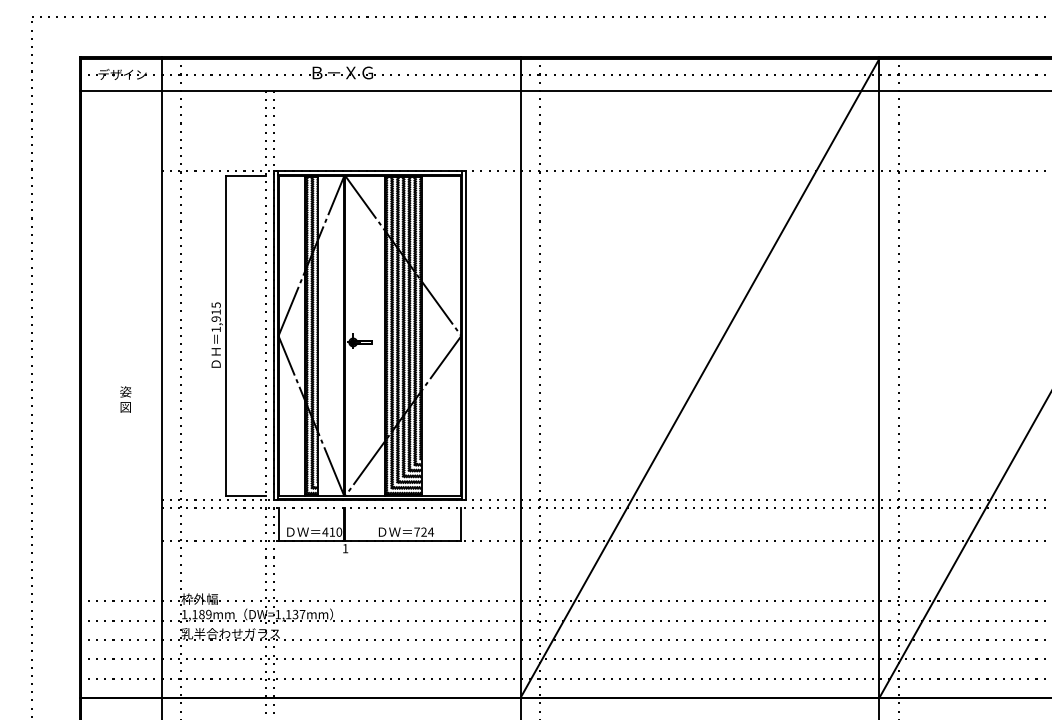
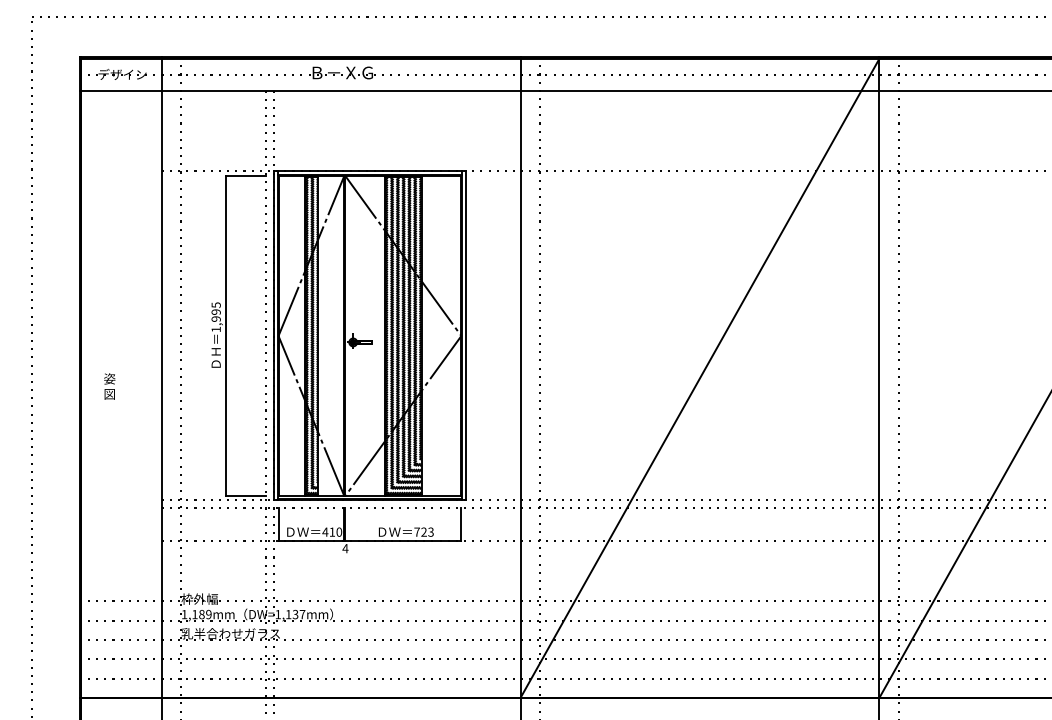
text: 1,915 -> 1,995 (215, 311)
text position: (125, 399) -> (109, 386) (109, 386)
text: 724 -> 723 (431, 531)
text: 1 -> 4 (345, 548)
